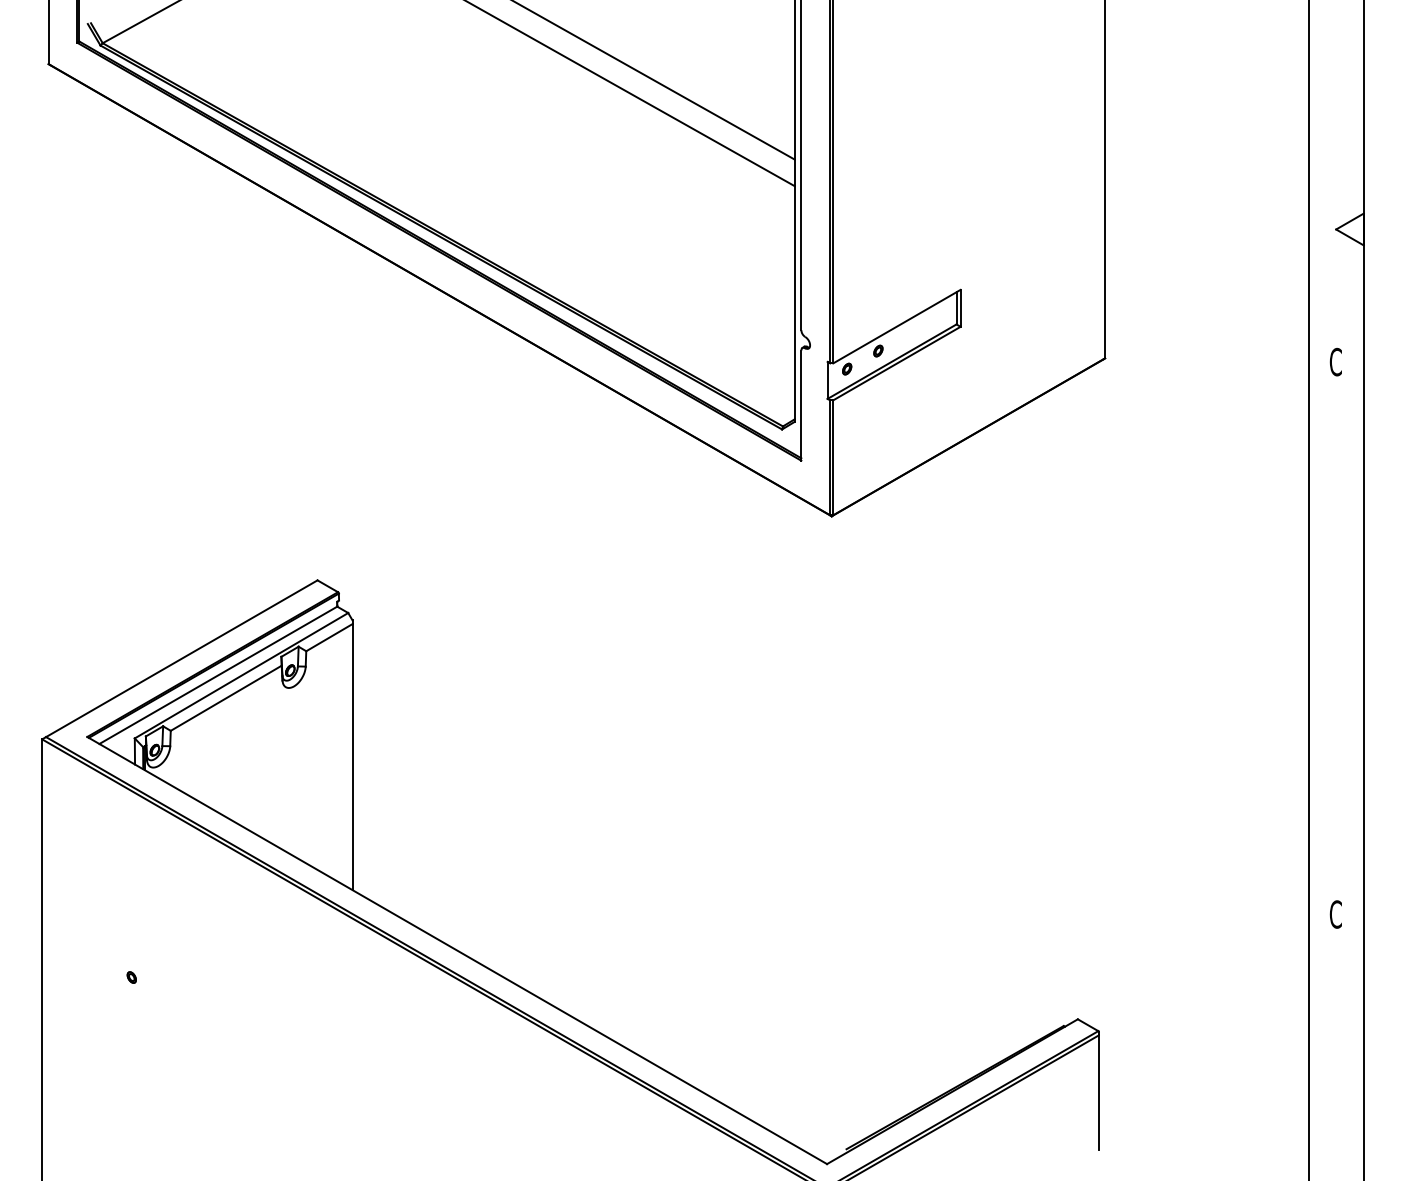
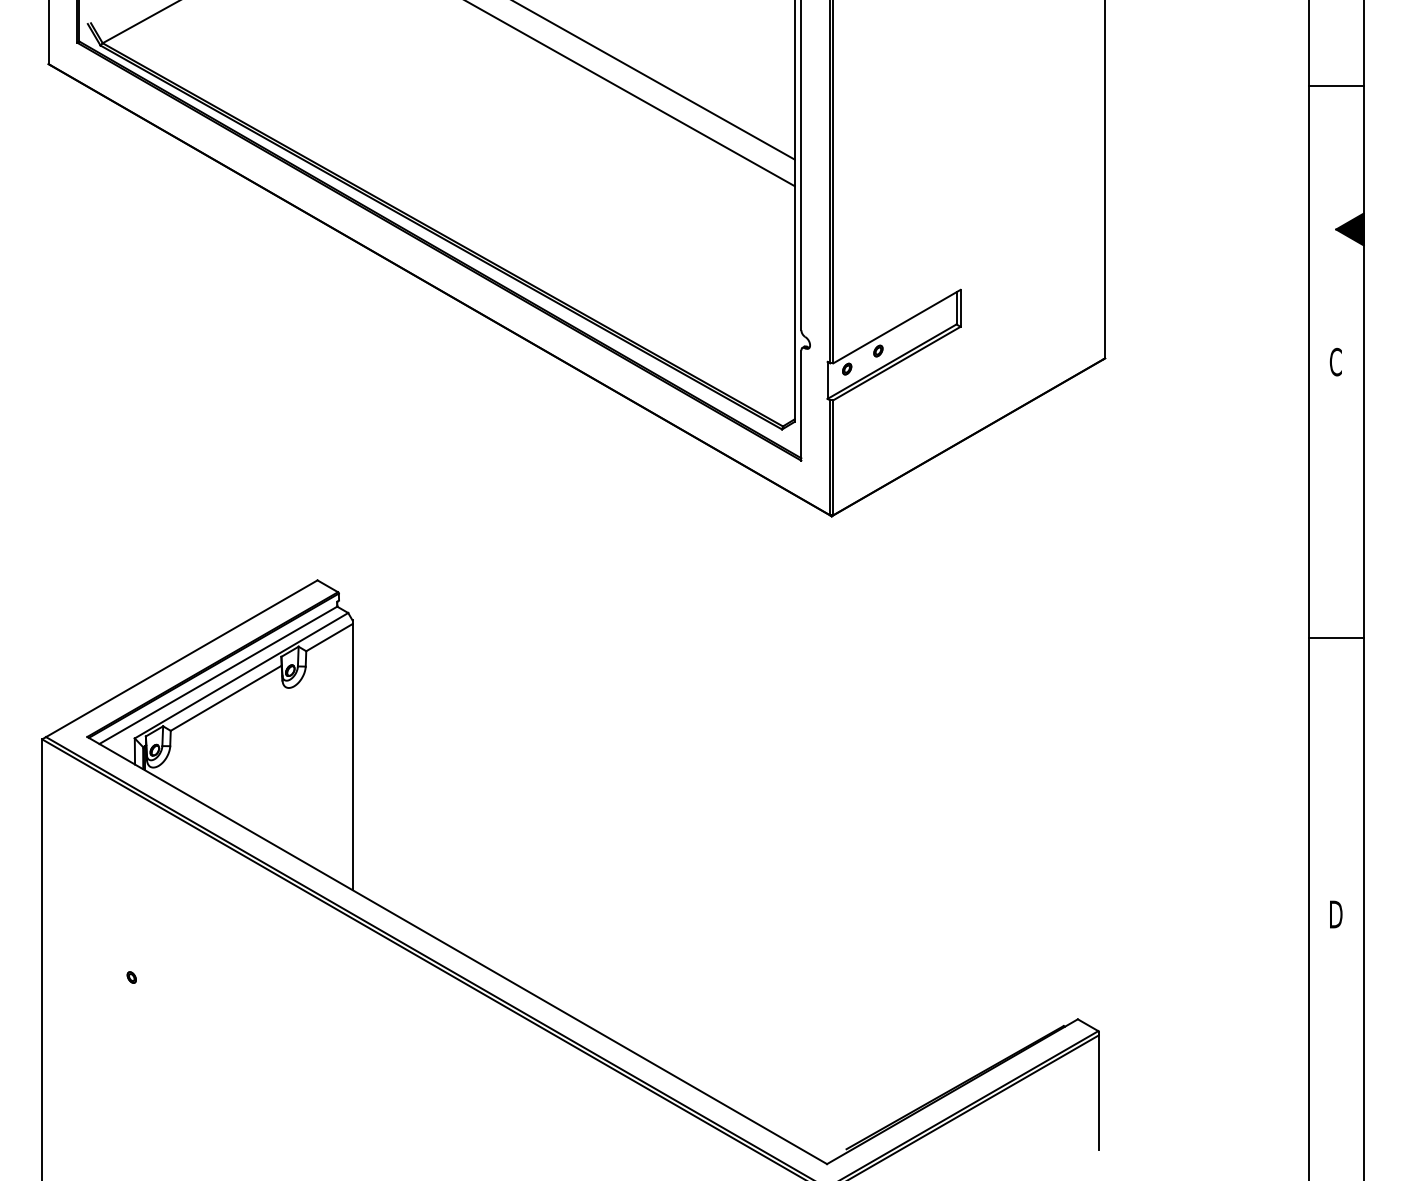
line: none -> present (1335, 85)
fill: none -> present (1349, 229)
line: none -> present (1335, 638)
text: C -> D (1335, 914)
